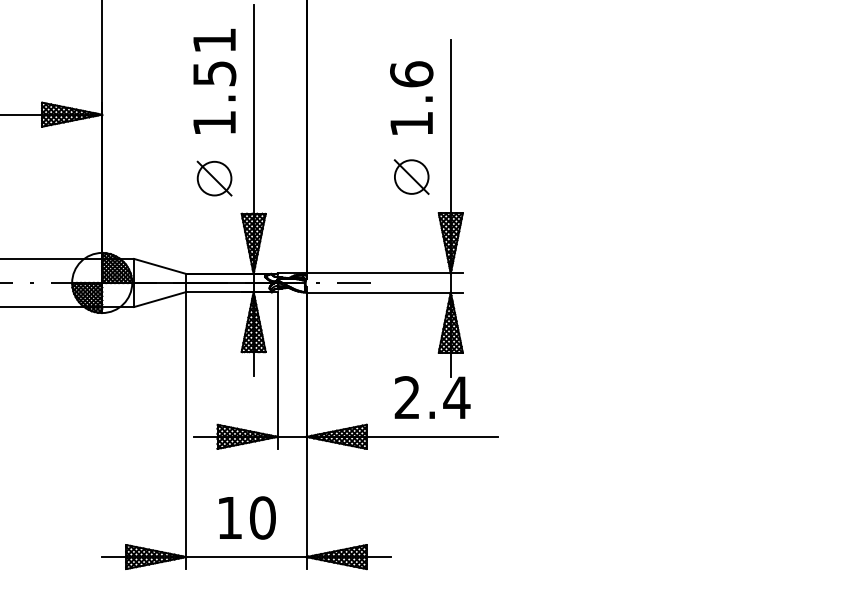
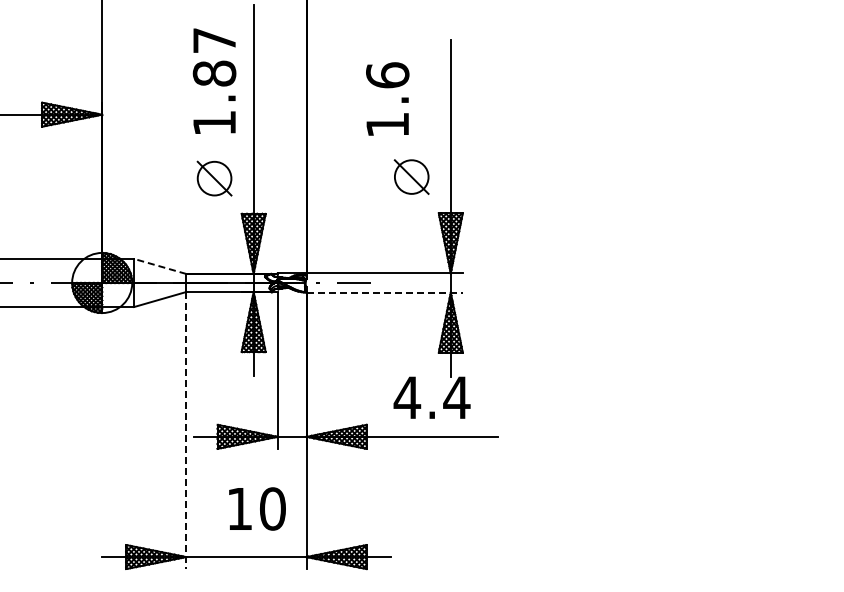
text: 1.51 -> 1.87 (214, 57)
text position: (411, 97) -> (387, 98) (387, 98)
line: solid -> dashed (159, 266)
line: solid -> dashed (385, 292)
text: 2.4 -> 4.4 (407, 397)
line: solid -> dashed (186, 430)
text position: (247, 517) -> (257, 508) (257, 508)
